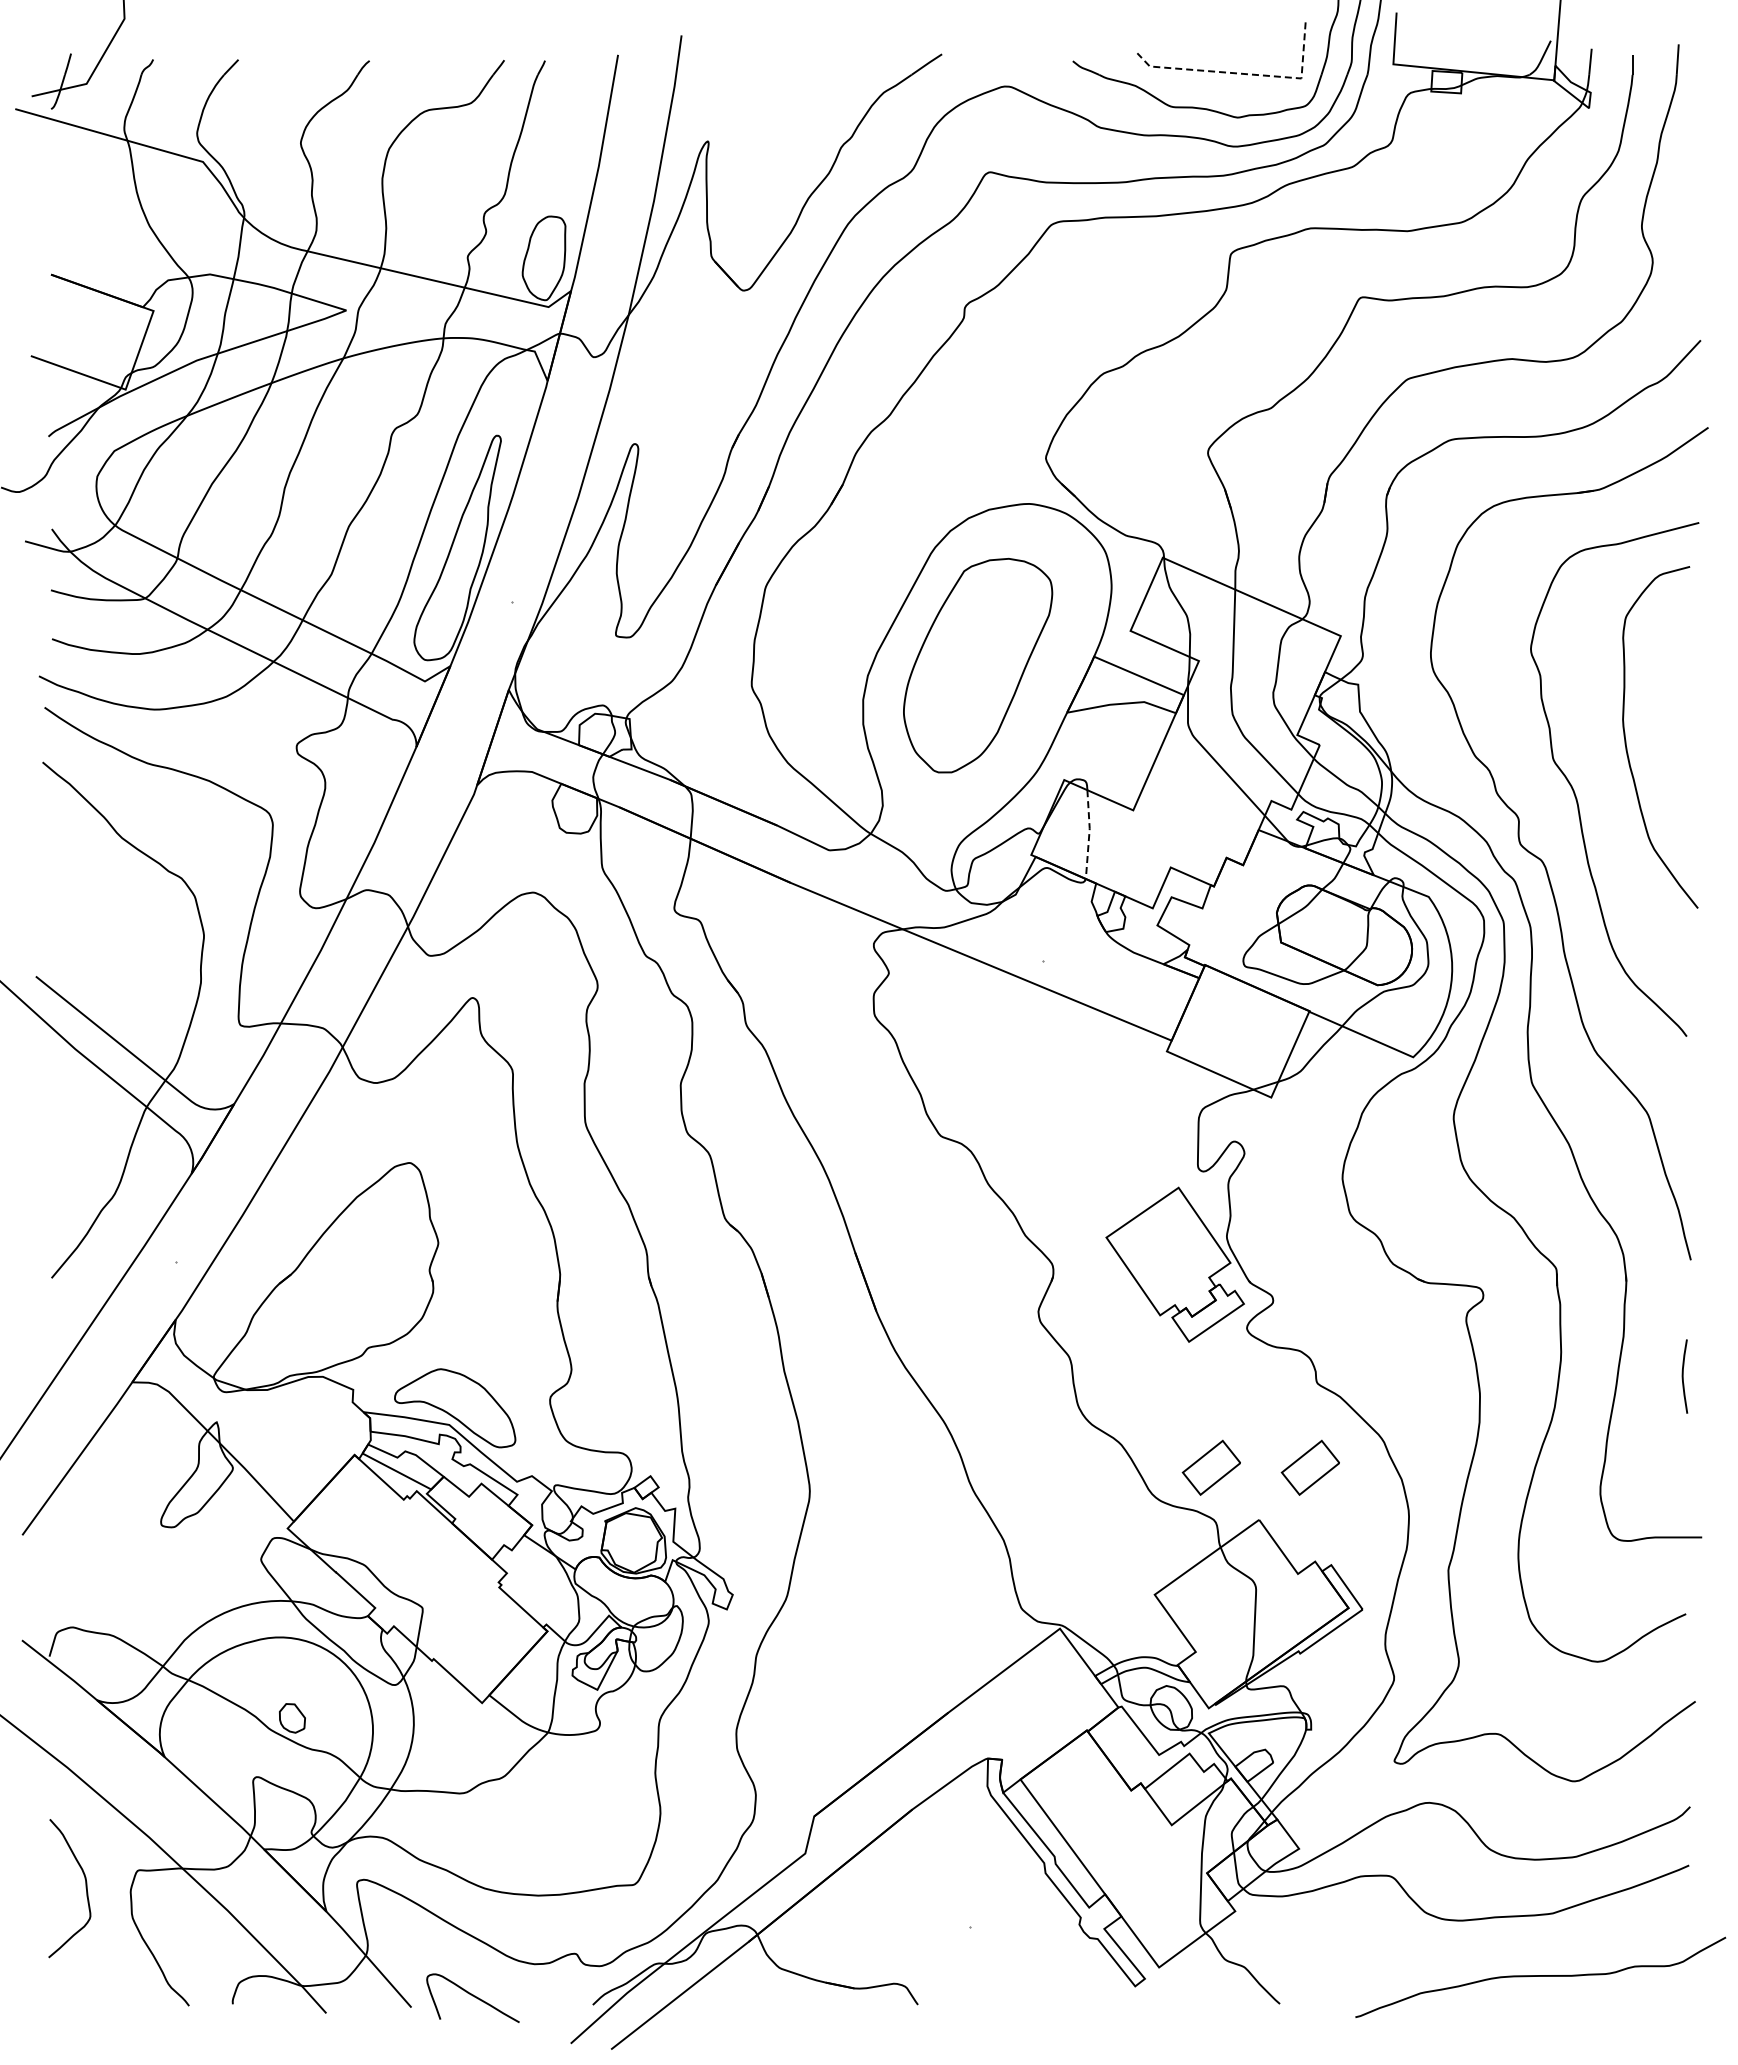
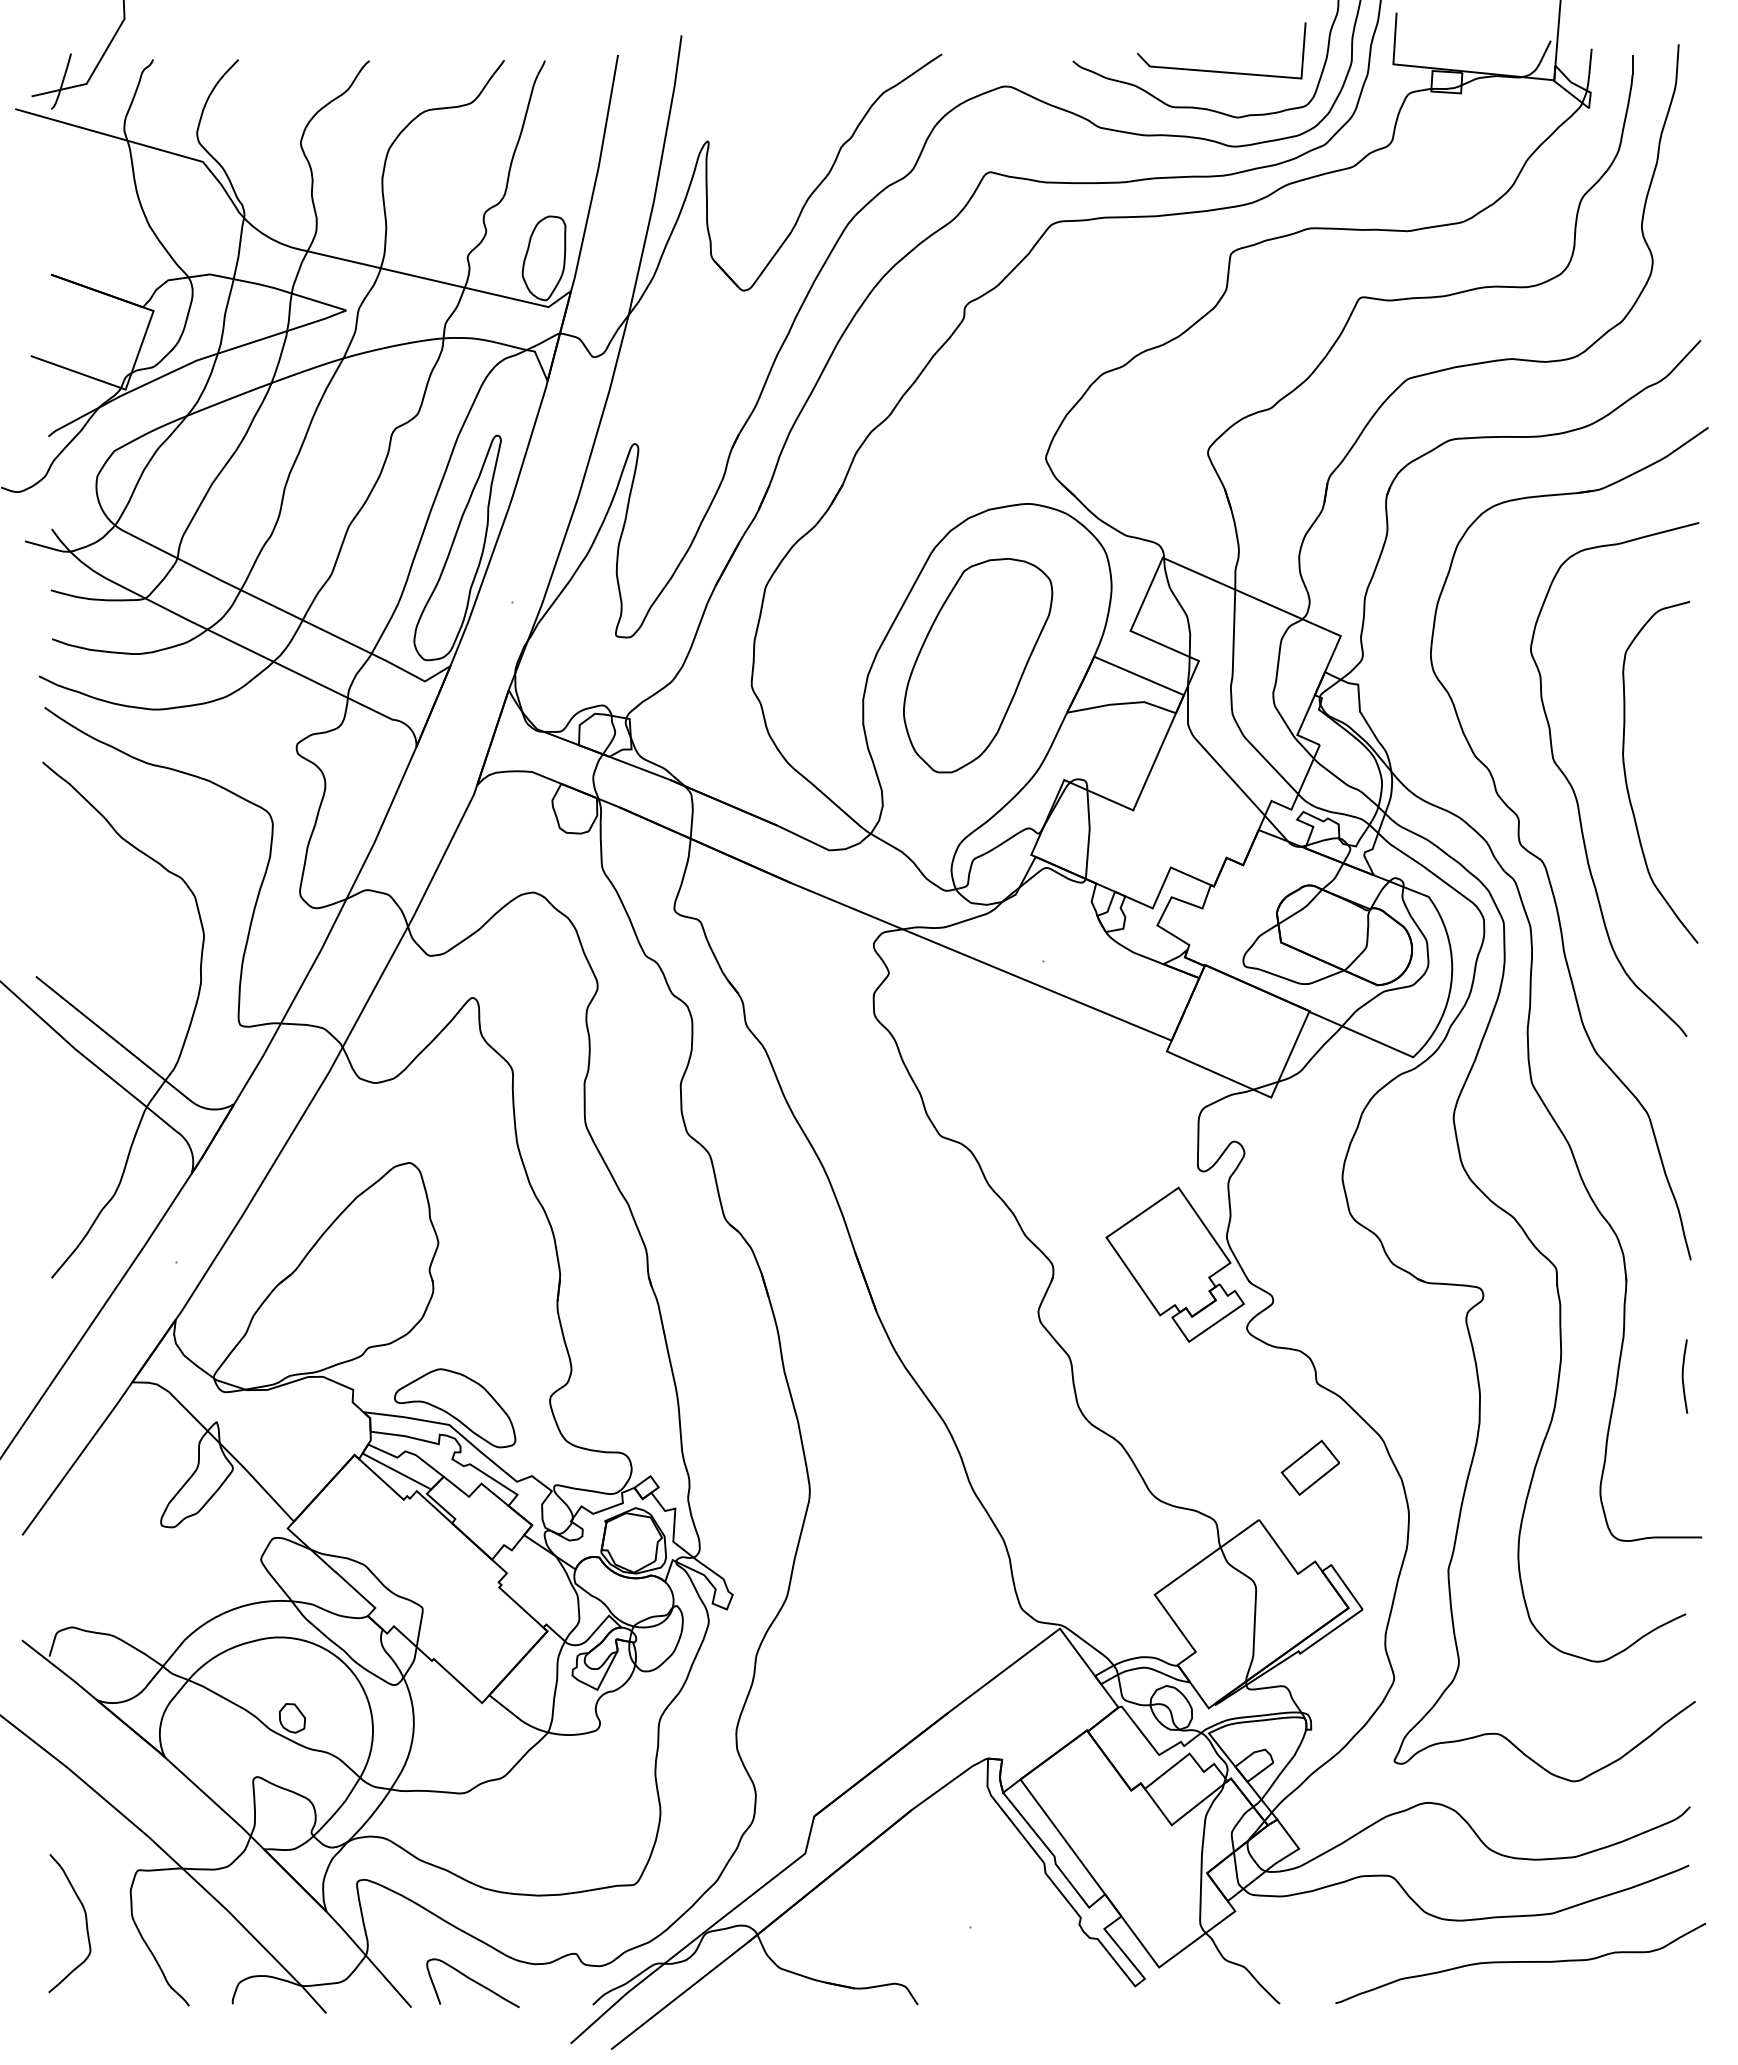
line: dashed -> solid (1244, 73)
curve position: (1626, 740) -> (1626, 775) (1626, 775)
line: dashed -> solid (1089, 834)
part: present -> none (1210, 1467)
curve position: (85, 1888) -> (85, 1923) (85, 1923)
curve position: (1540, 1976) -> (1520, 1962) (1520, 1962)
curve position: (472, 1996) -> (472, 1981) (472, 1981)
